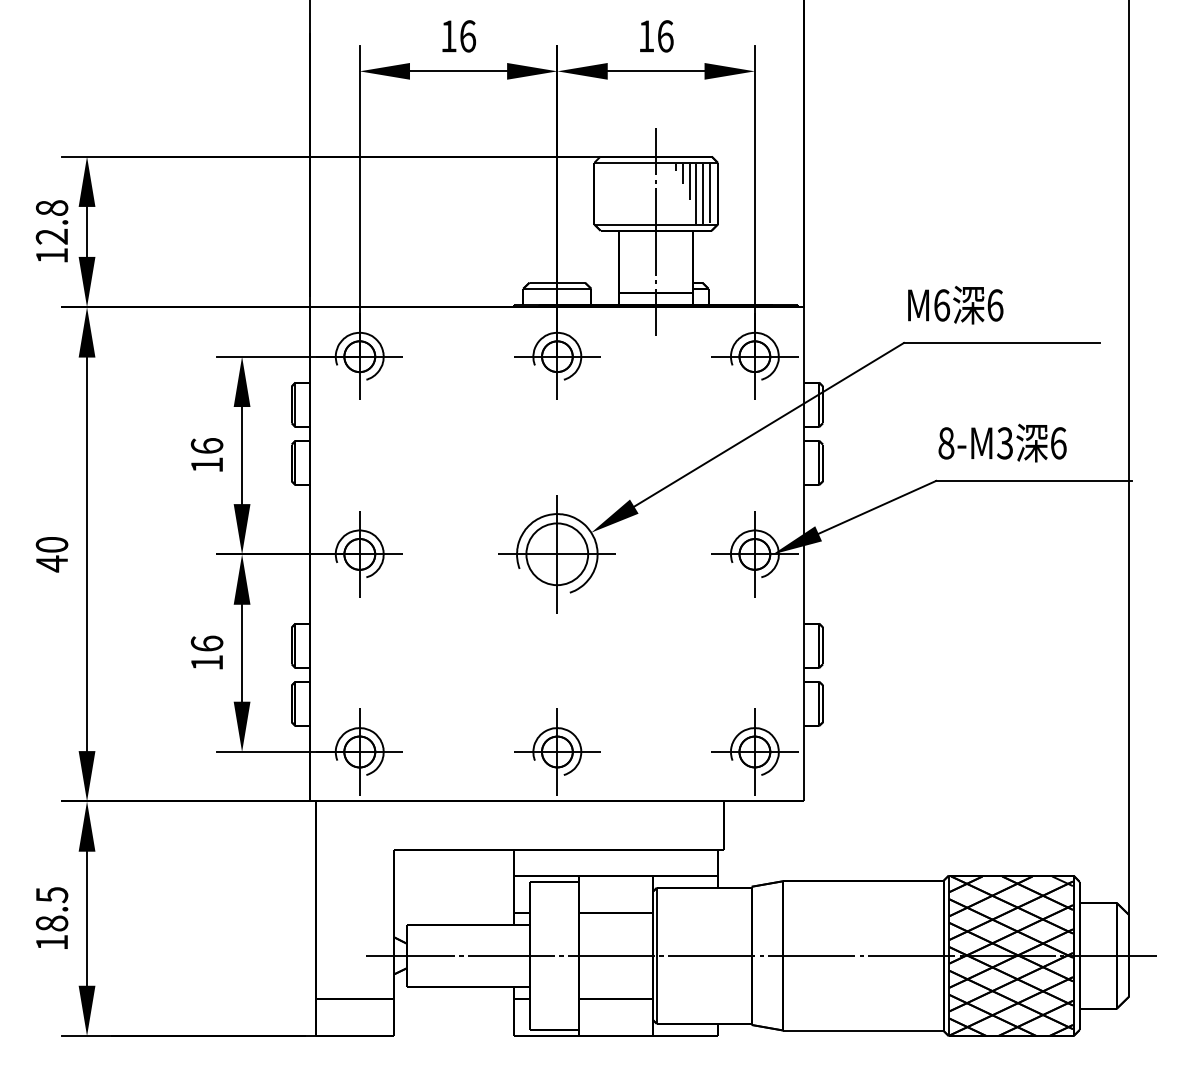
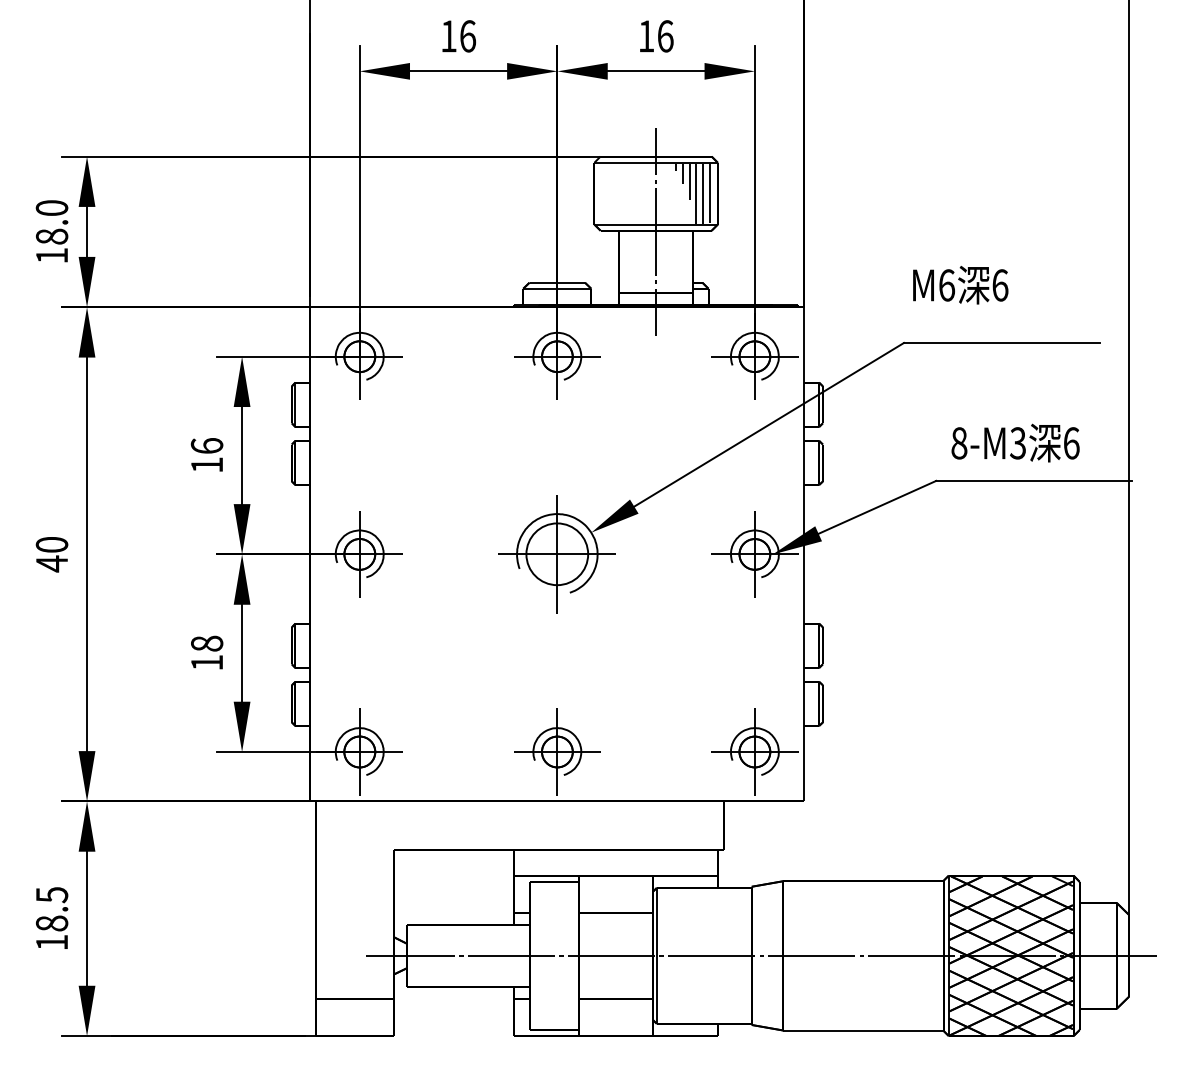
text: 12.8 -> 18.0 (51, 222)
text position: (955, 305) -> (960, 285) (960, 285)
text position: (1002, 442) -> (1015, 442) (1015, 442)
text: 16 -> 18 (206, 643)
